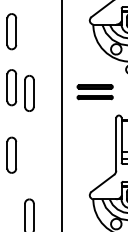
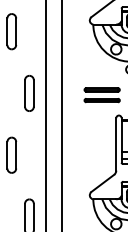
part: present -> none (11, 87)
part position: (94, 92) -> (101, 95) (101, 95)
line: none -> present (45, 115)
